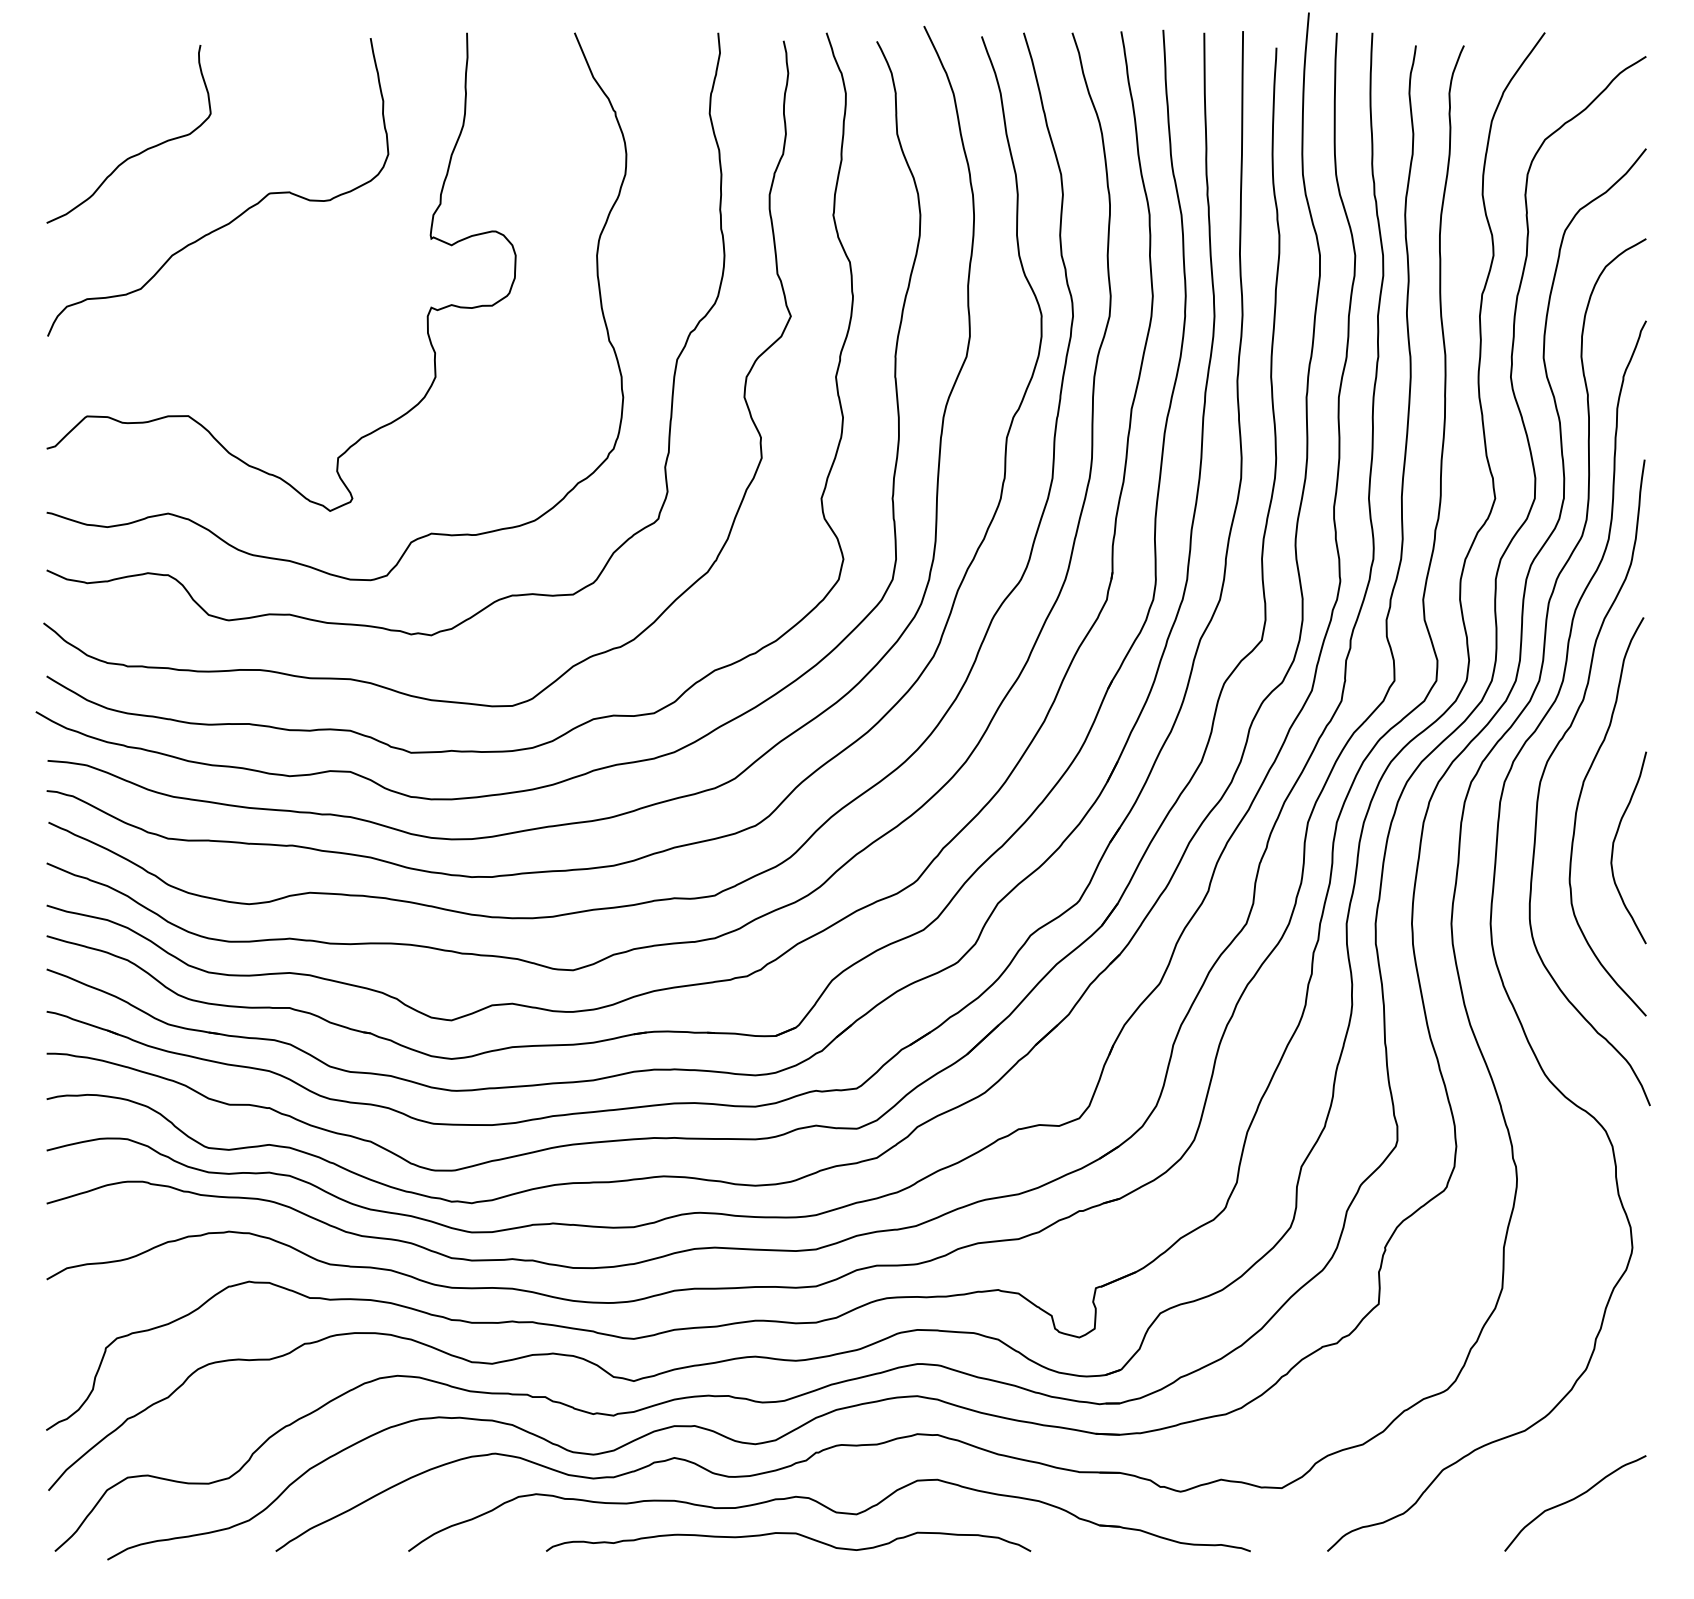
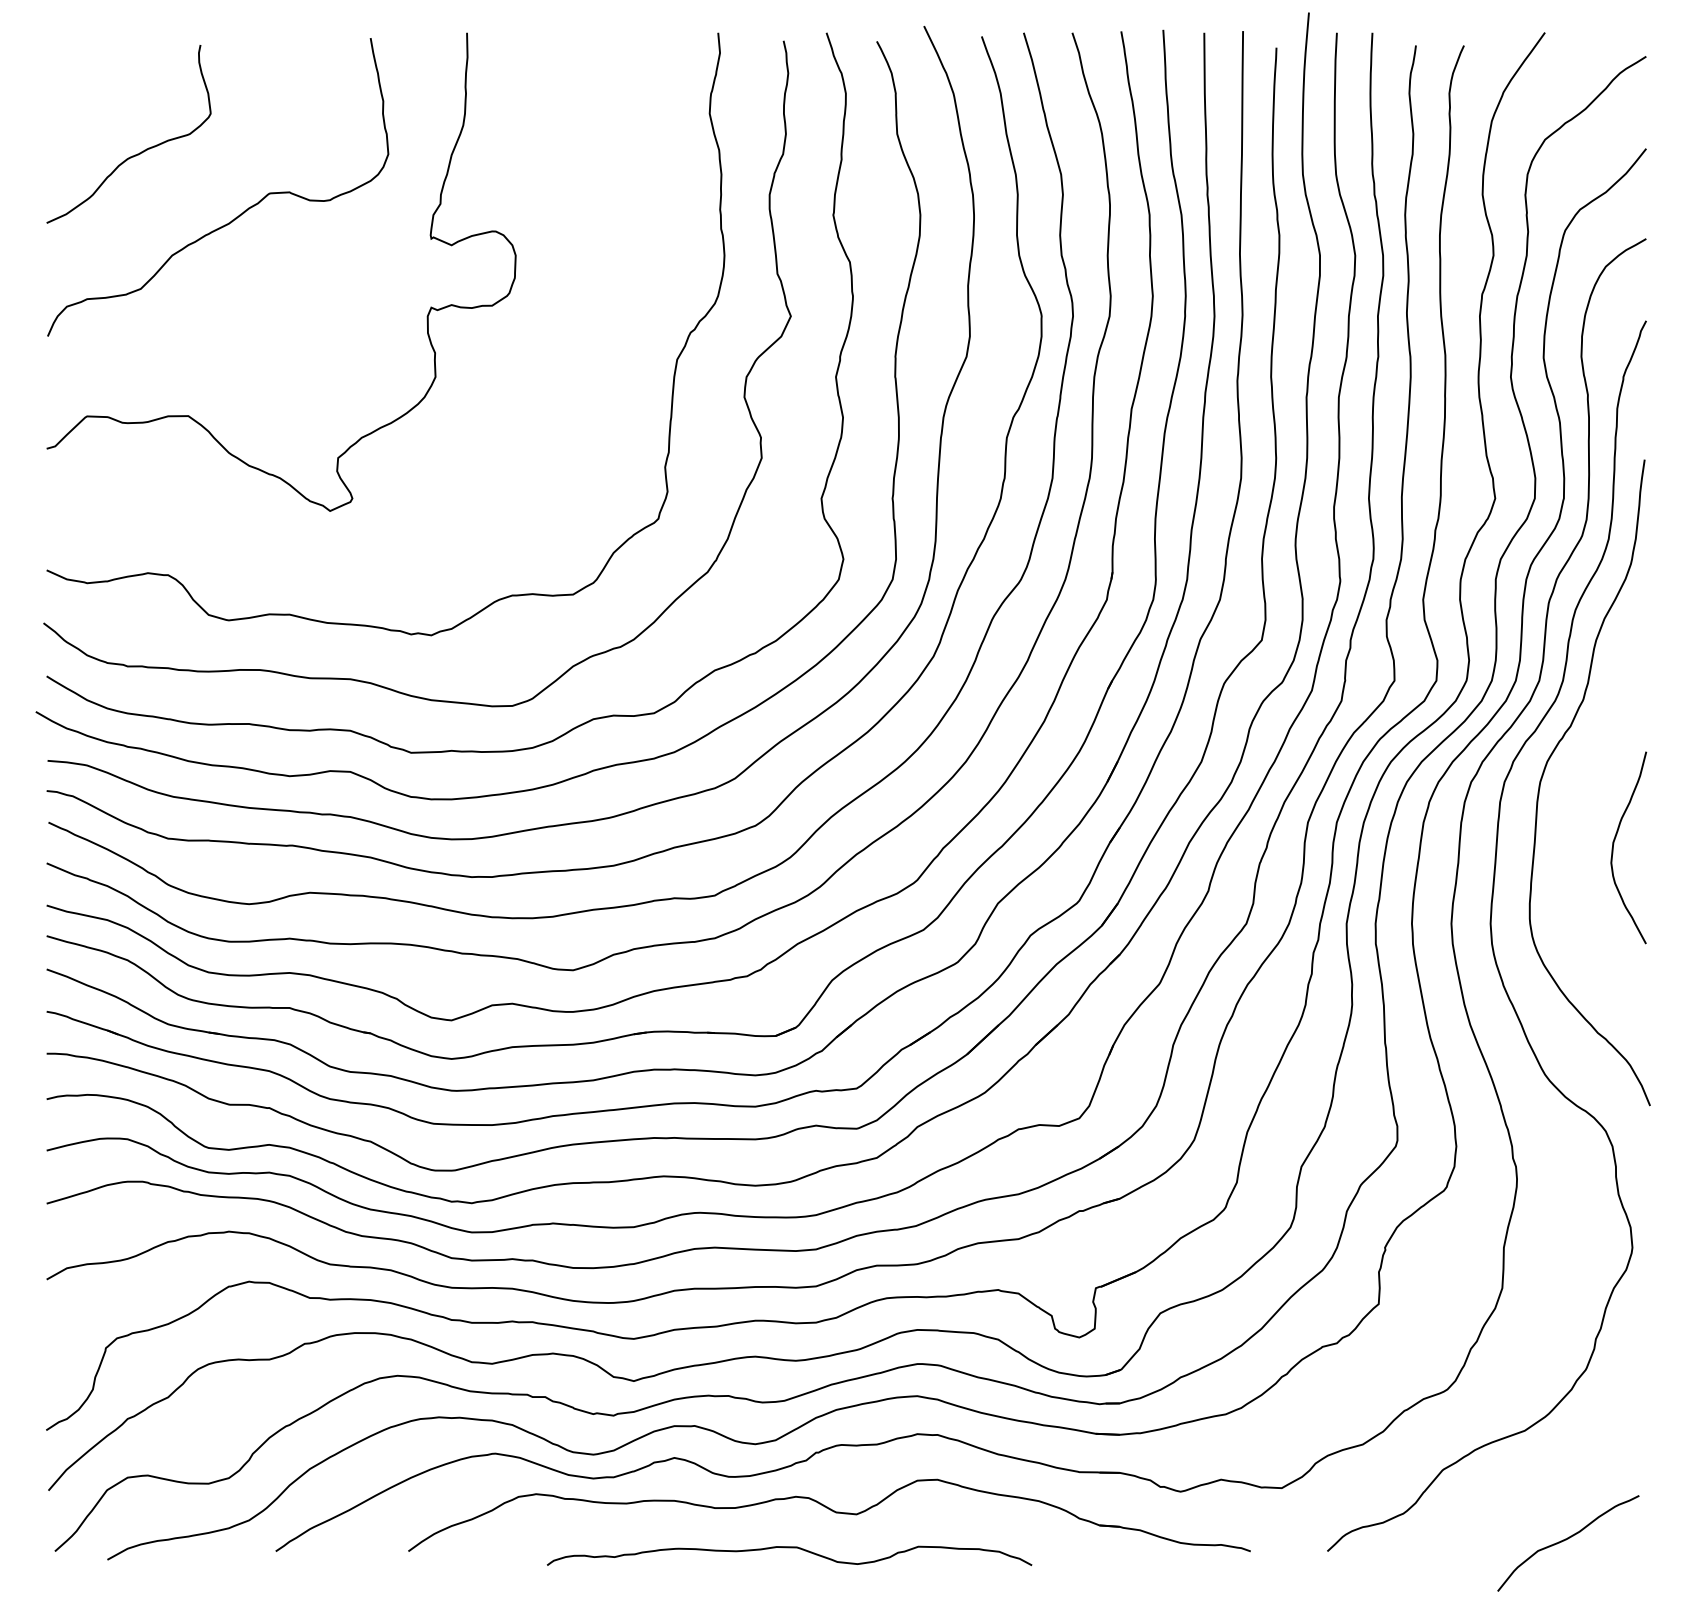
curve: present -> none (423, 535)
curve: present -> none (1577, 812)
curve position: (1573, 1500) -> (1566, 1540) (1566, 1540)
curve position: (788, 1534) -> (789, 1548) (789, 1548)
